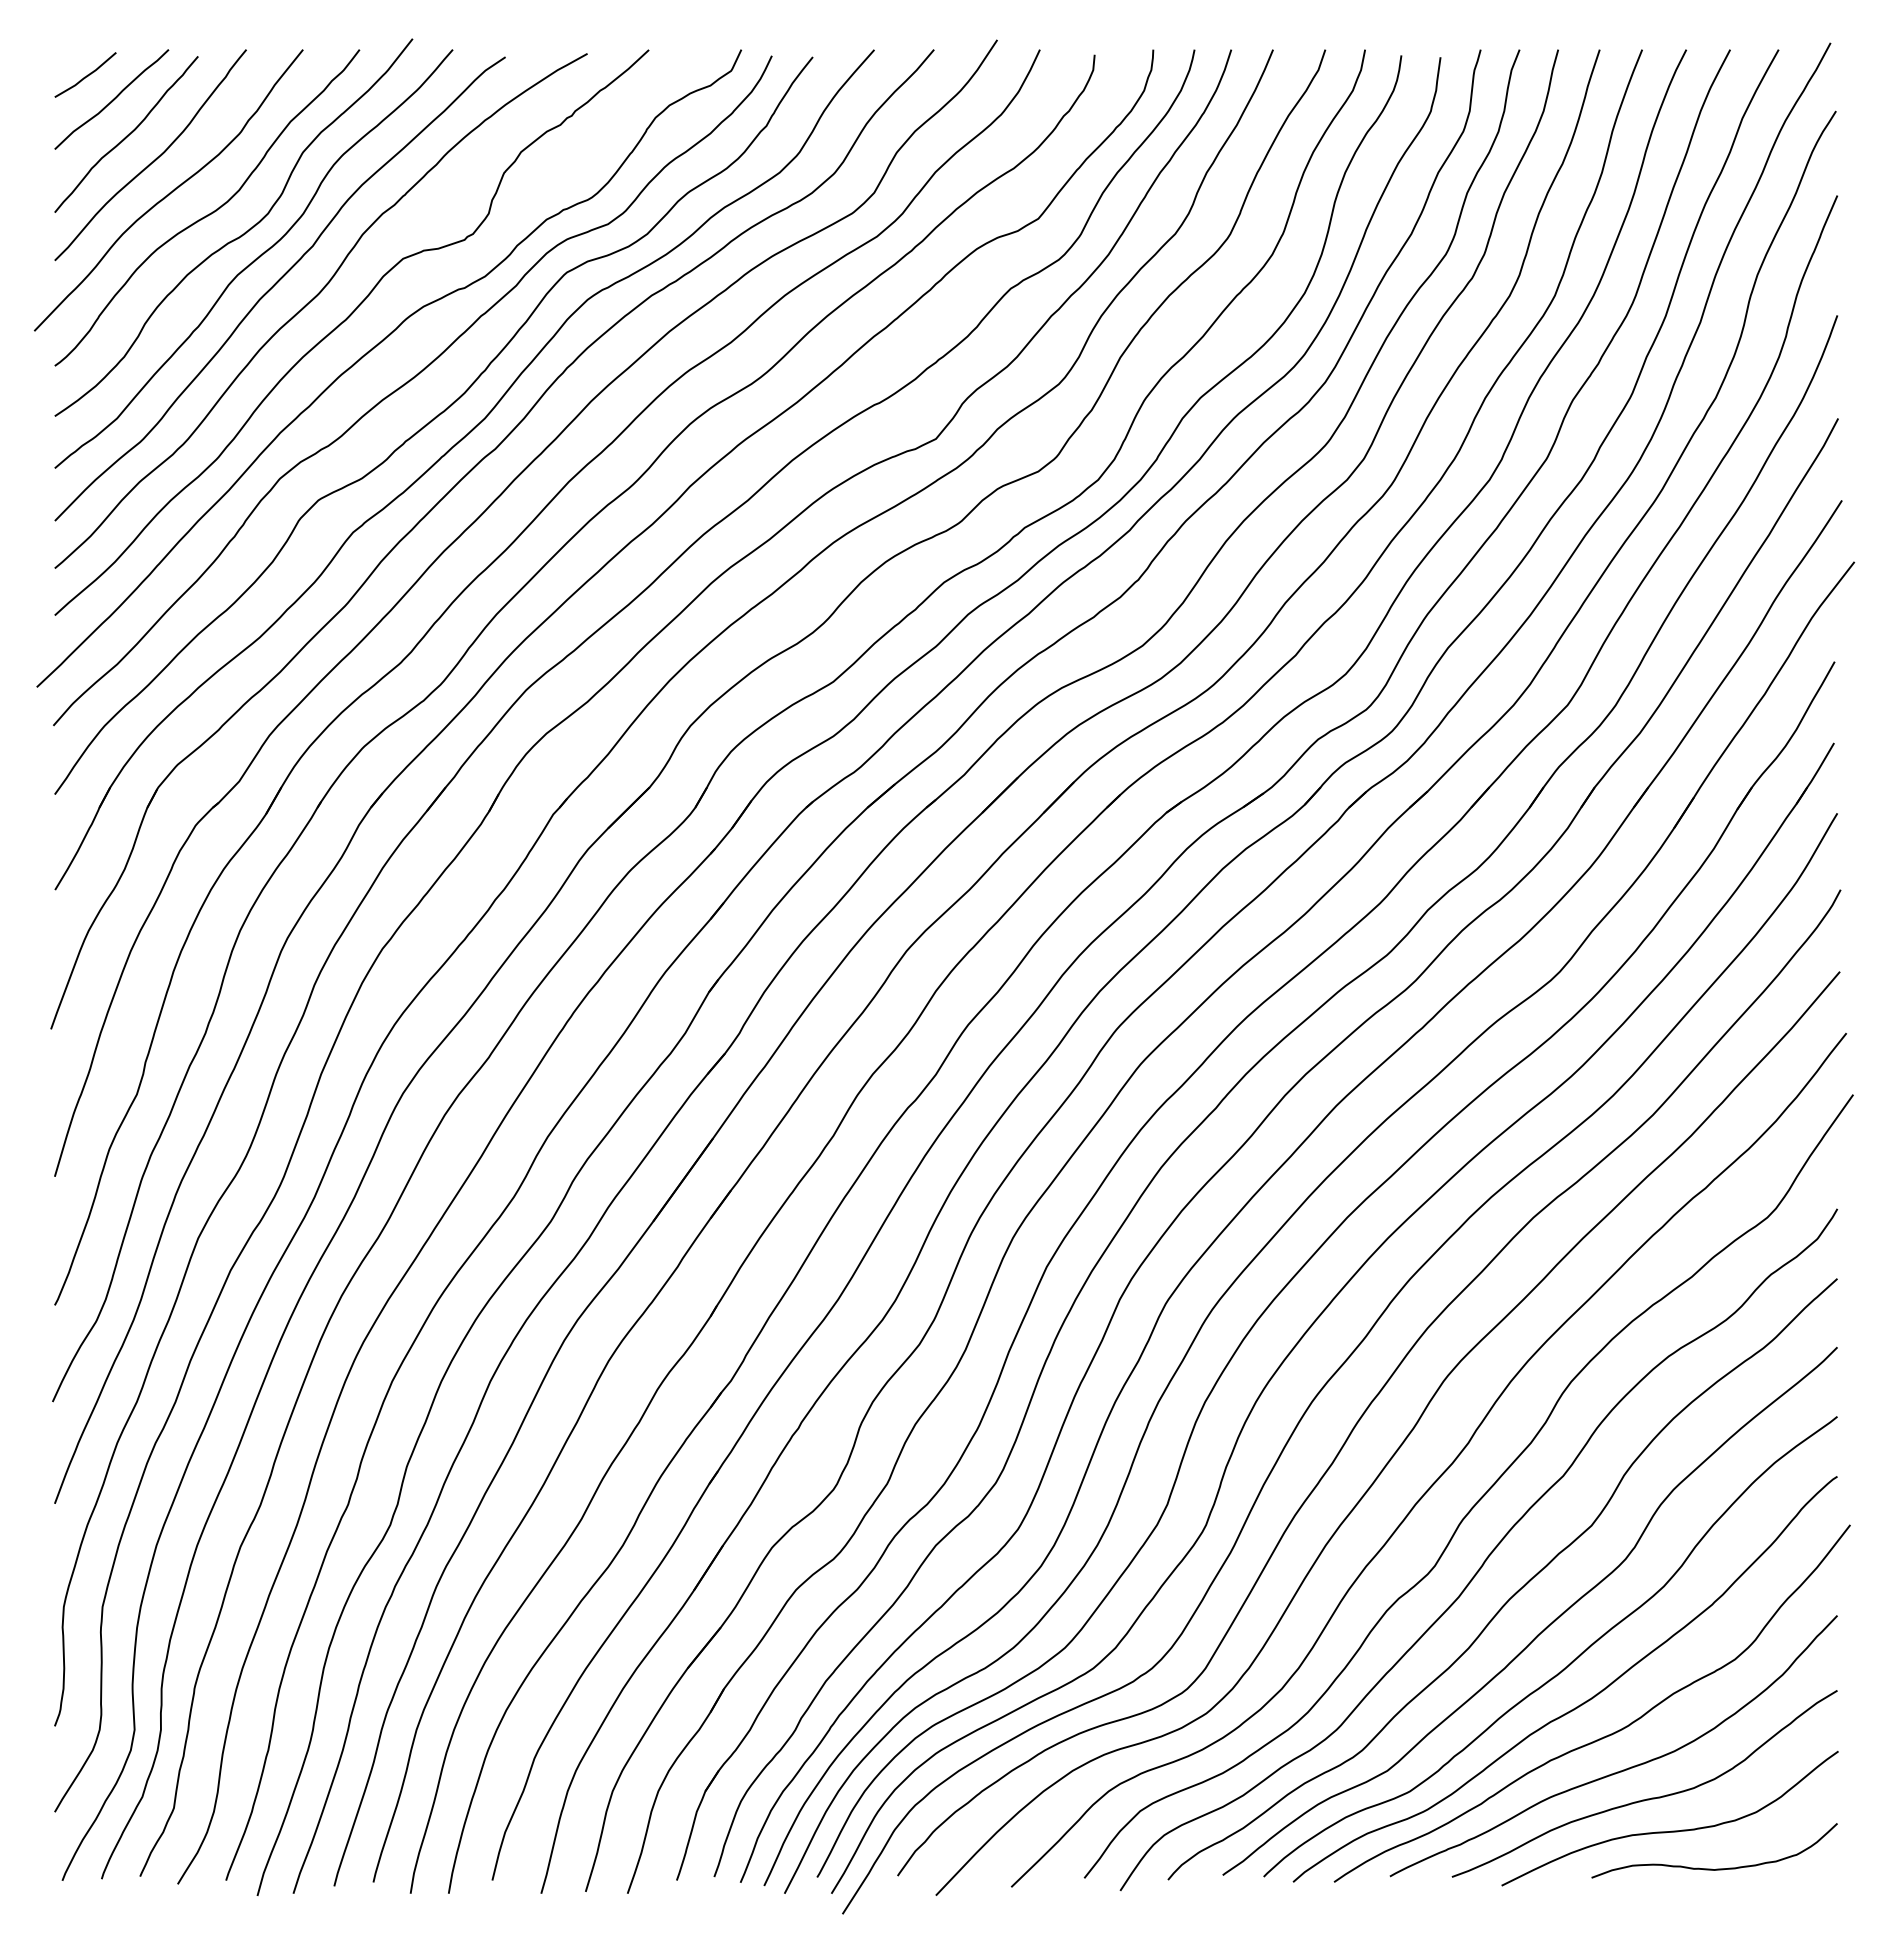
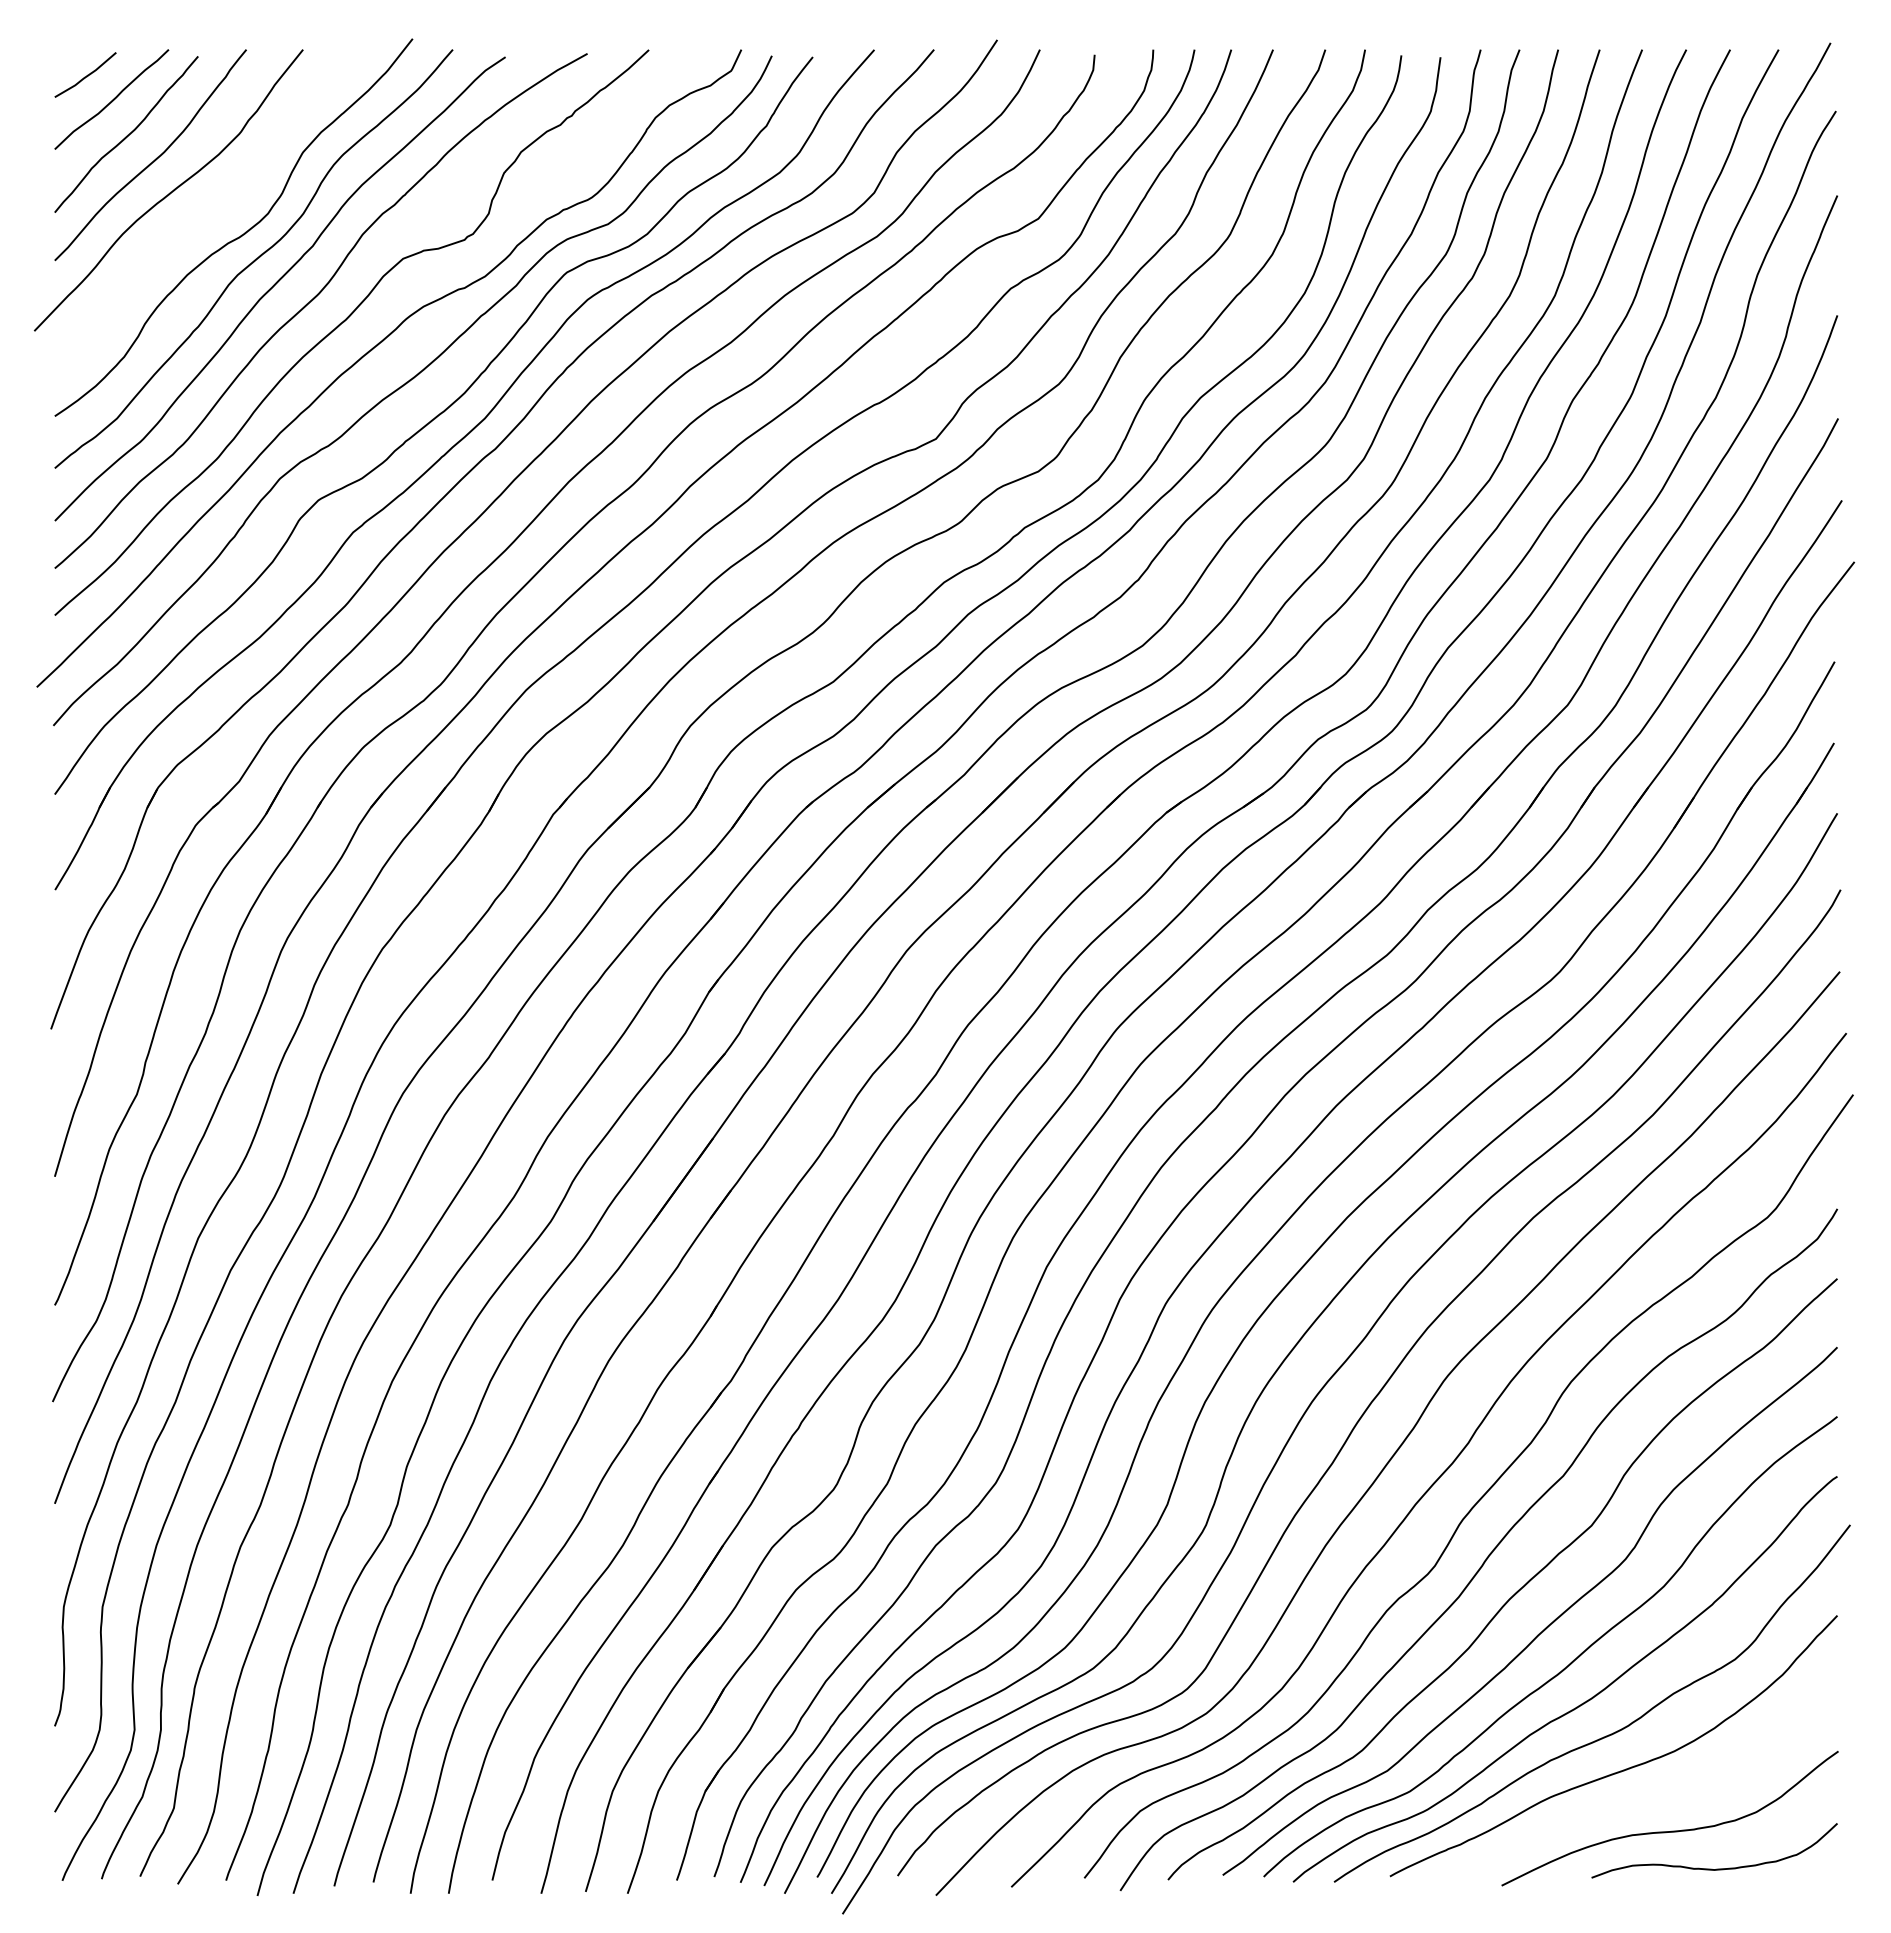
curve: present -> none (210, 212)
curve: present -> none (1646, 1798)
